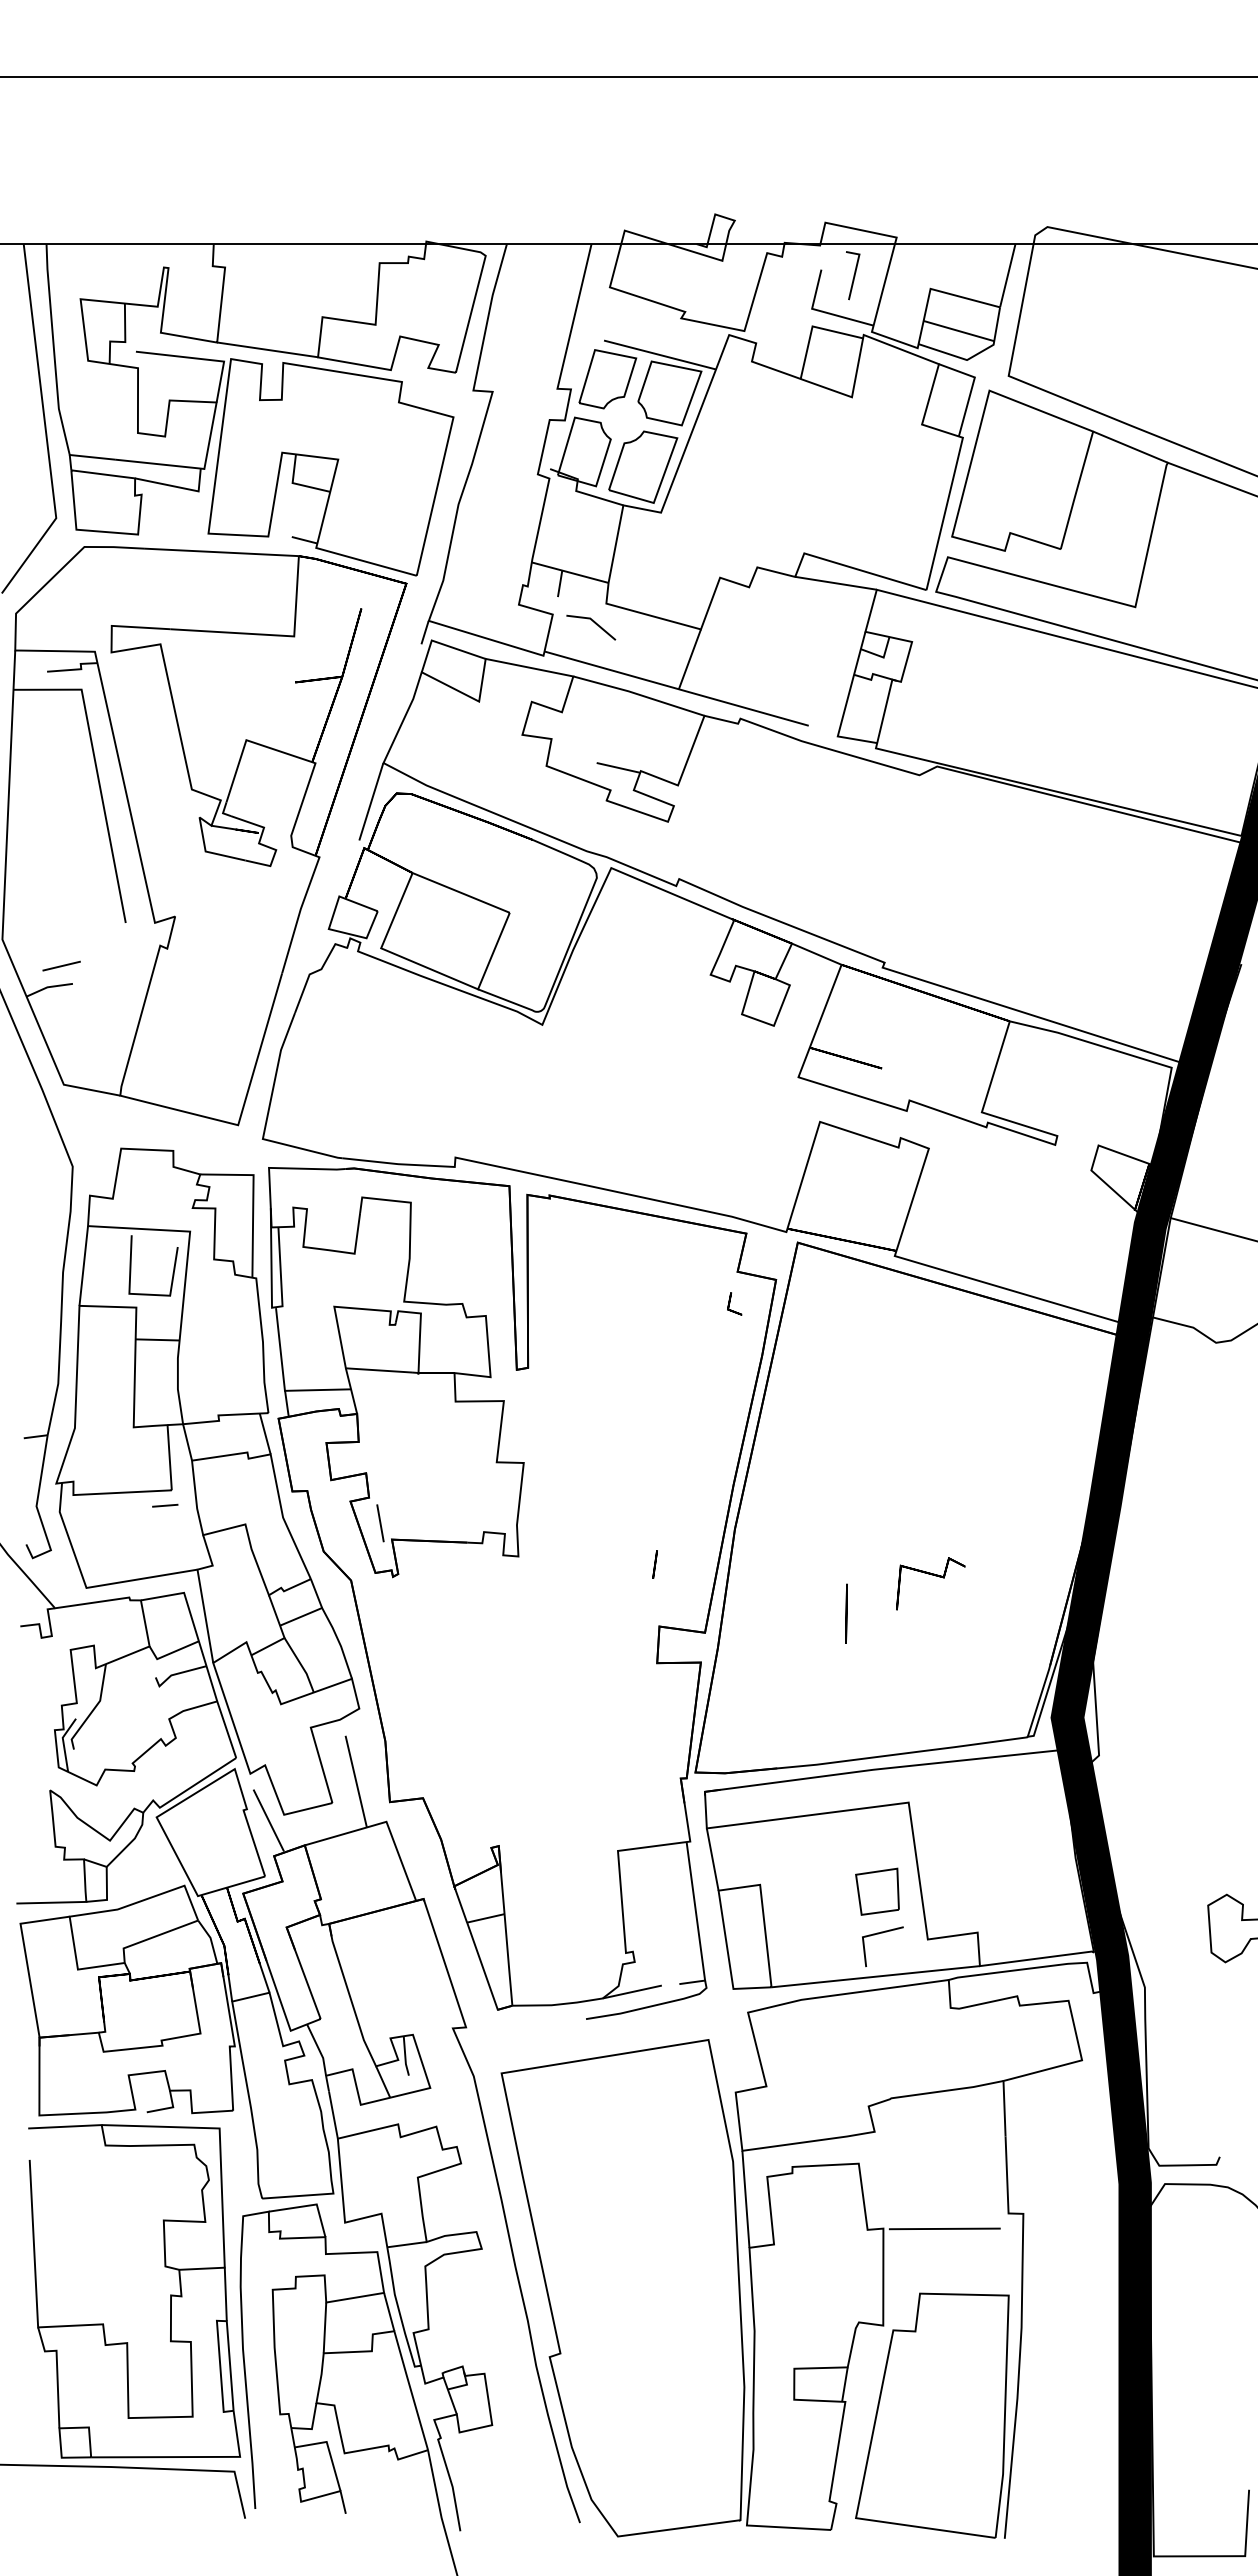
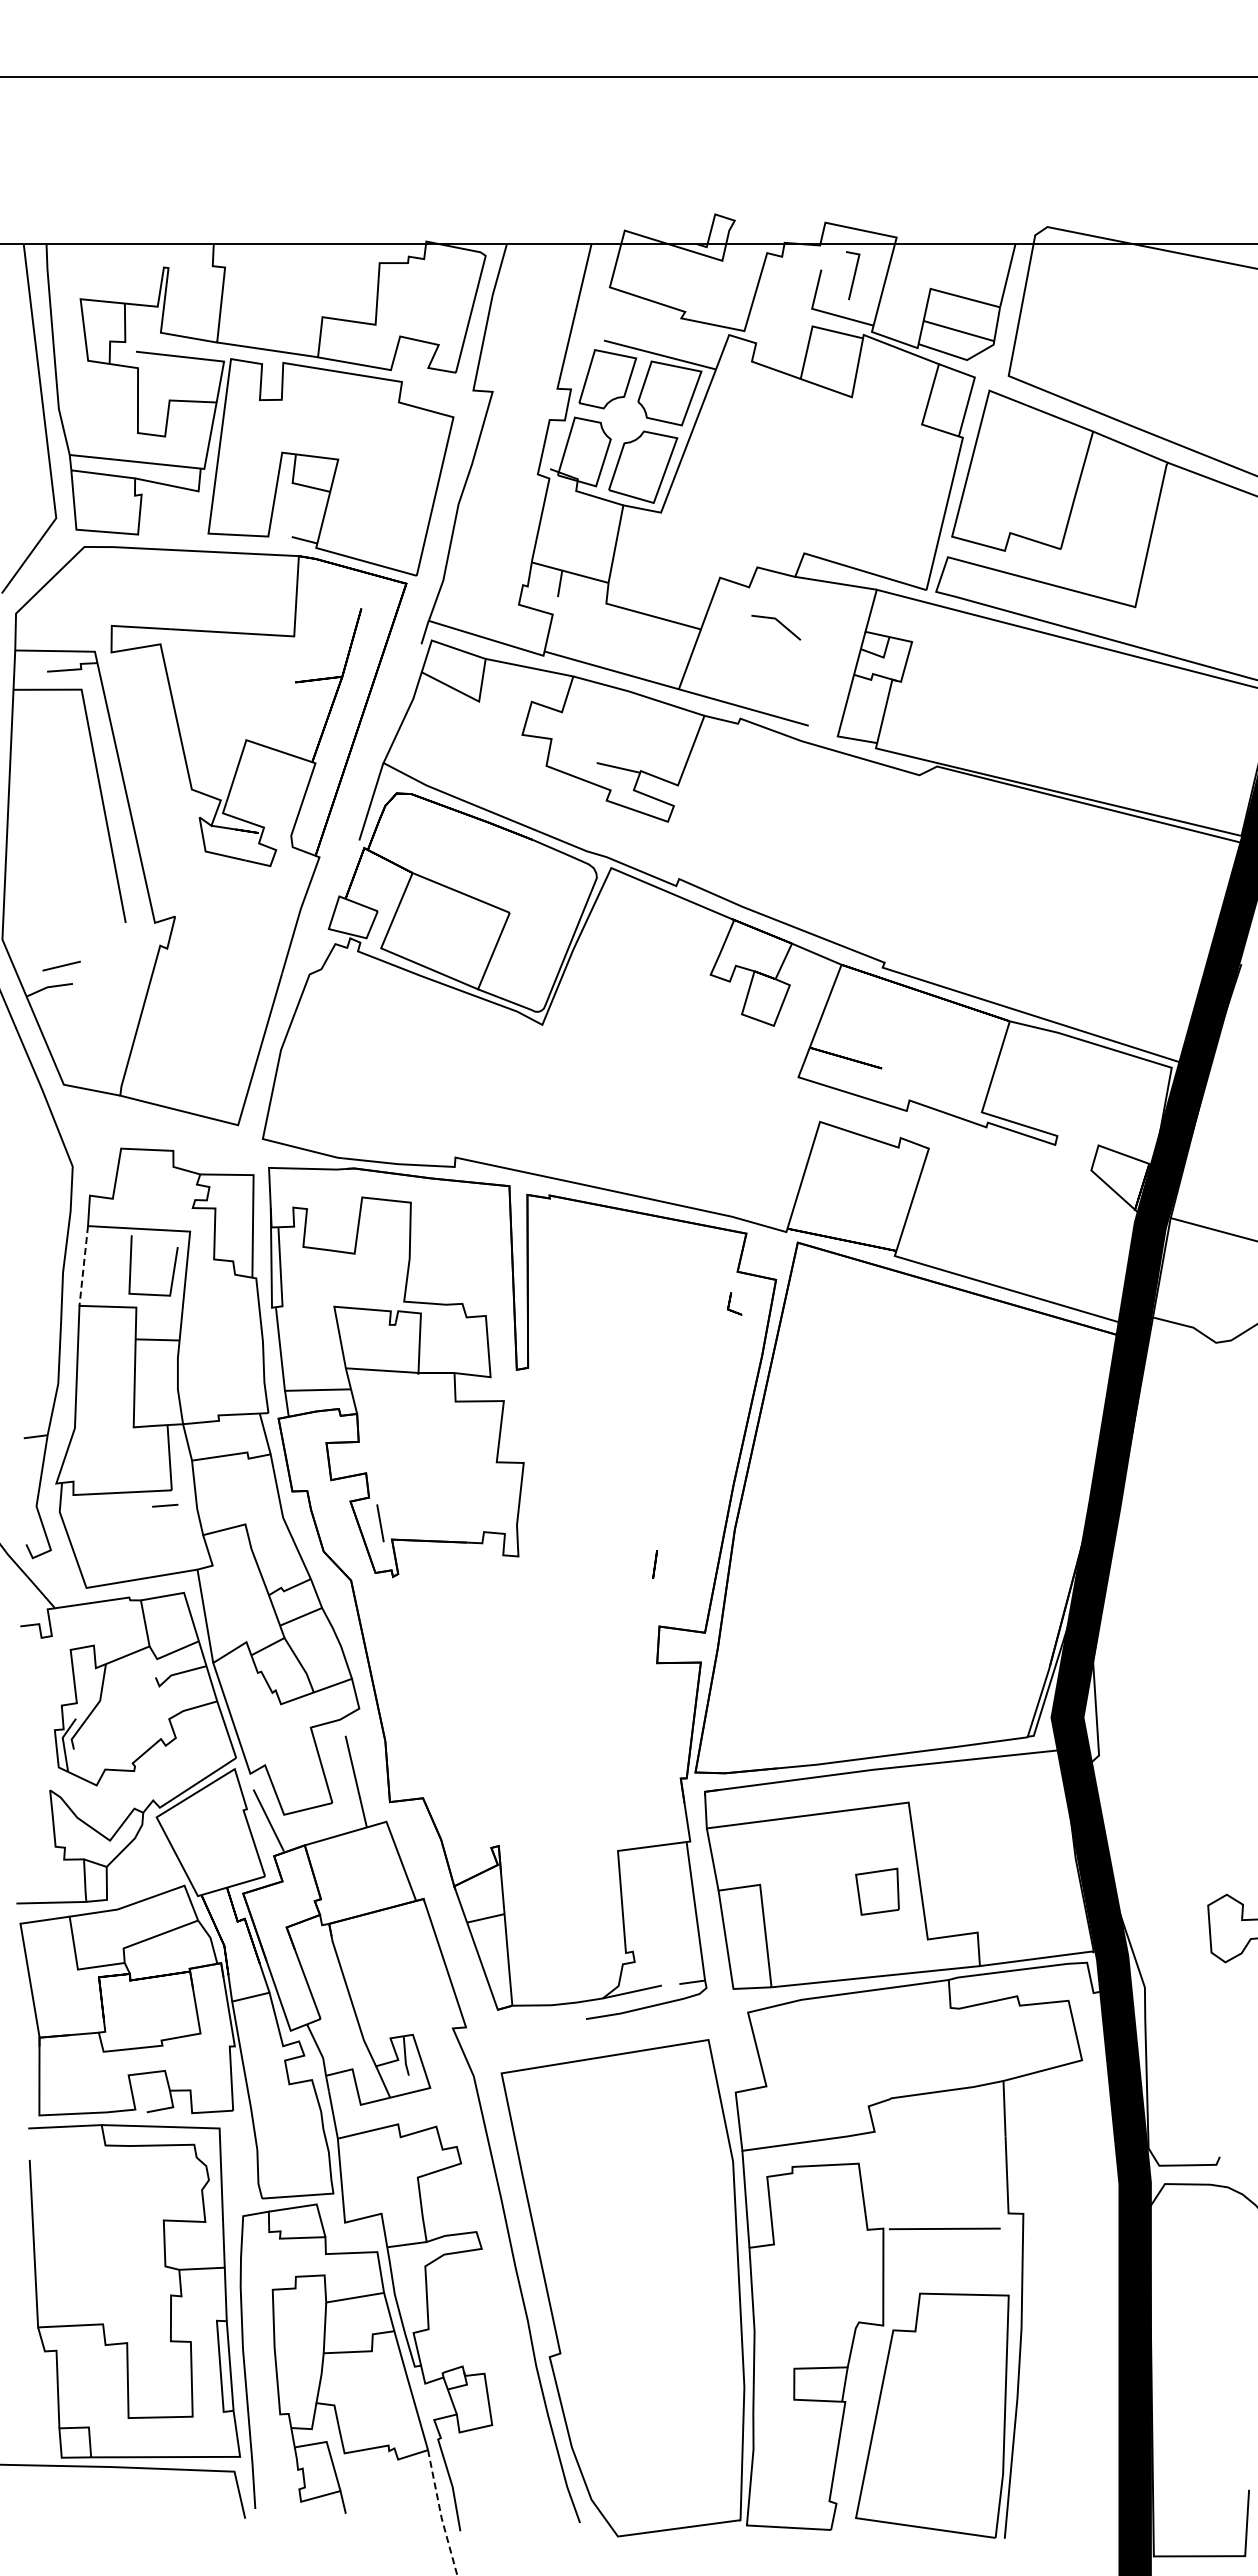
line position: (594, 623) -> (779, 623) (779, 623)
line: solid -> dashed (83, 1266)
part: present -> none (931, 1575)
line: present -> none (846, 1613)
line: present -> none (878, 1934)
line: solid -> dashed (440, 2513)
